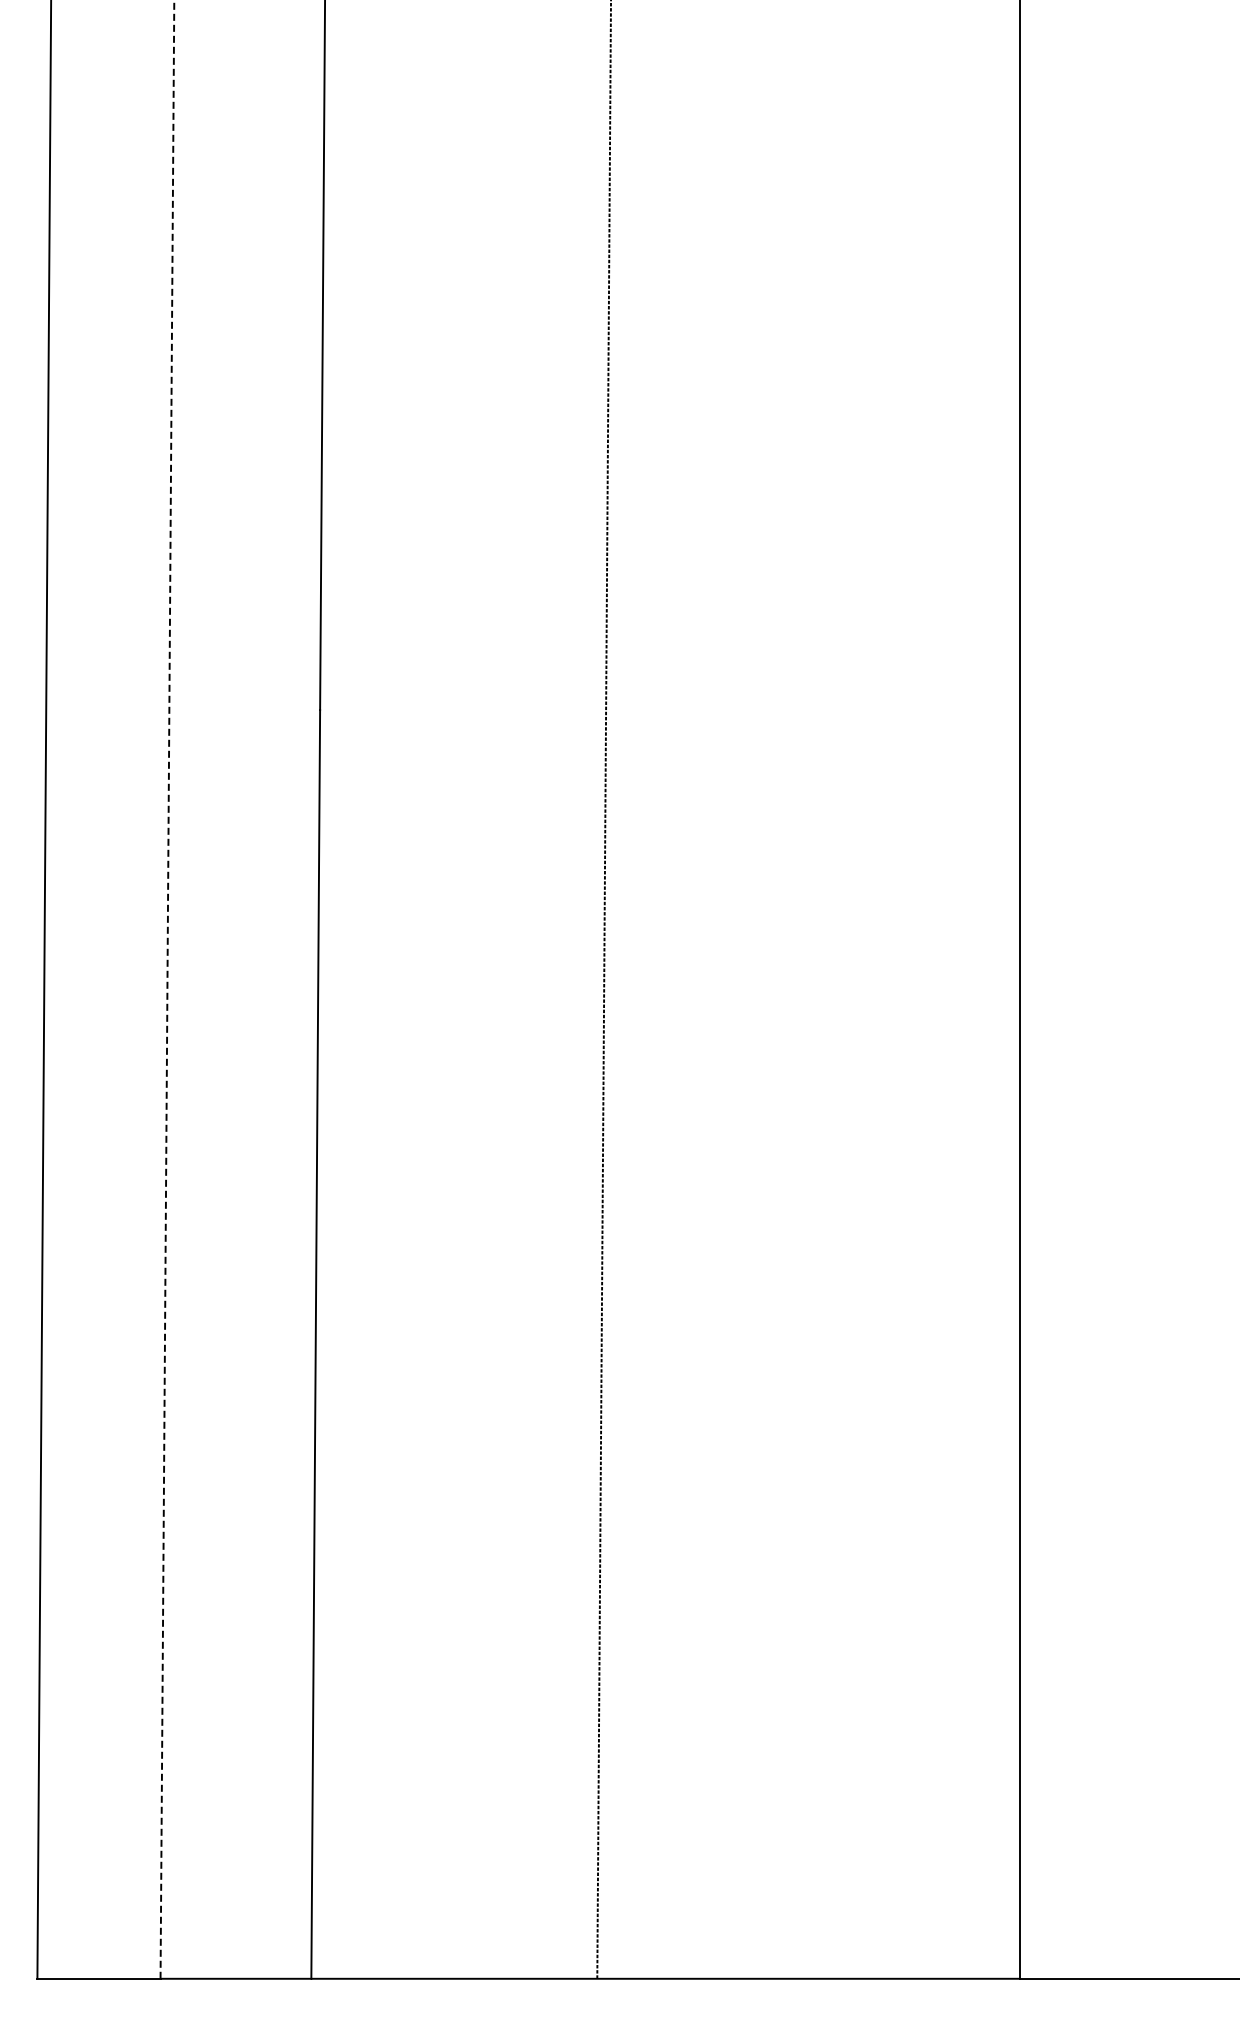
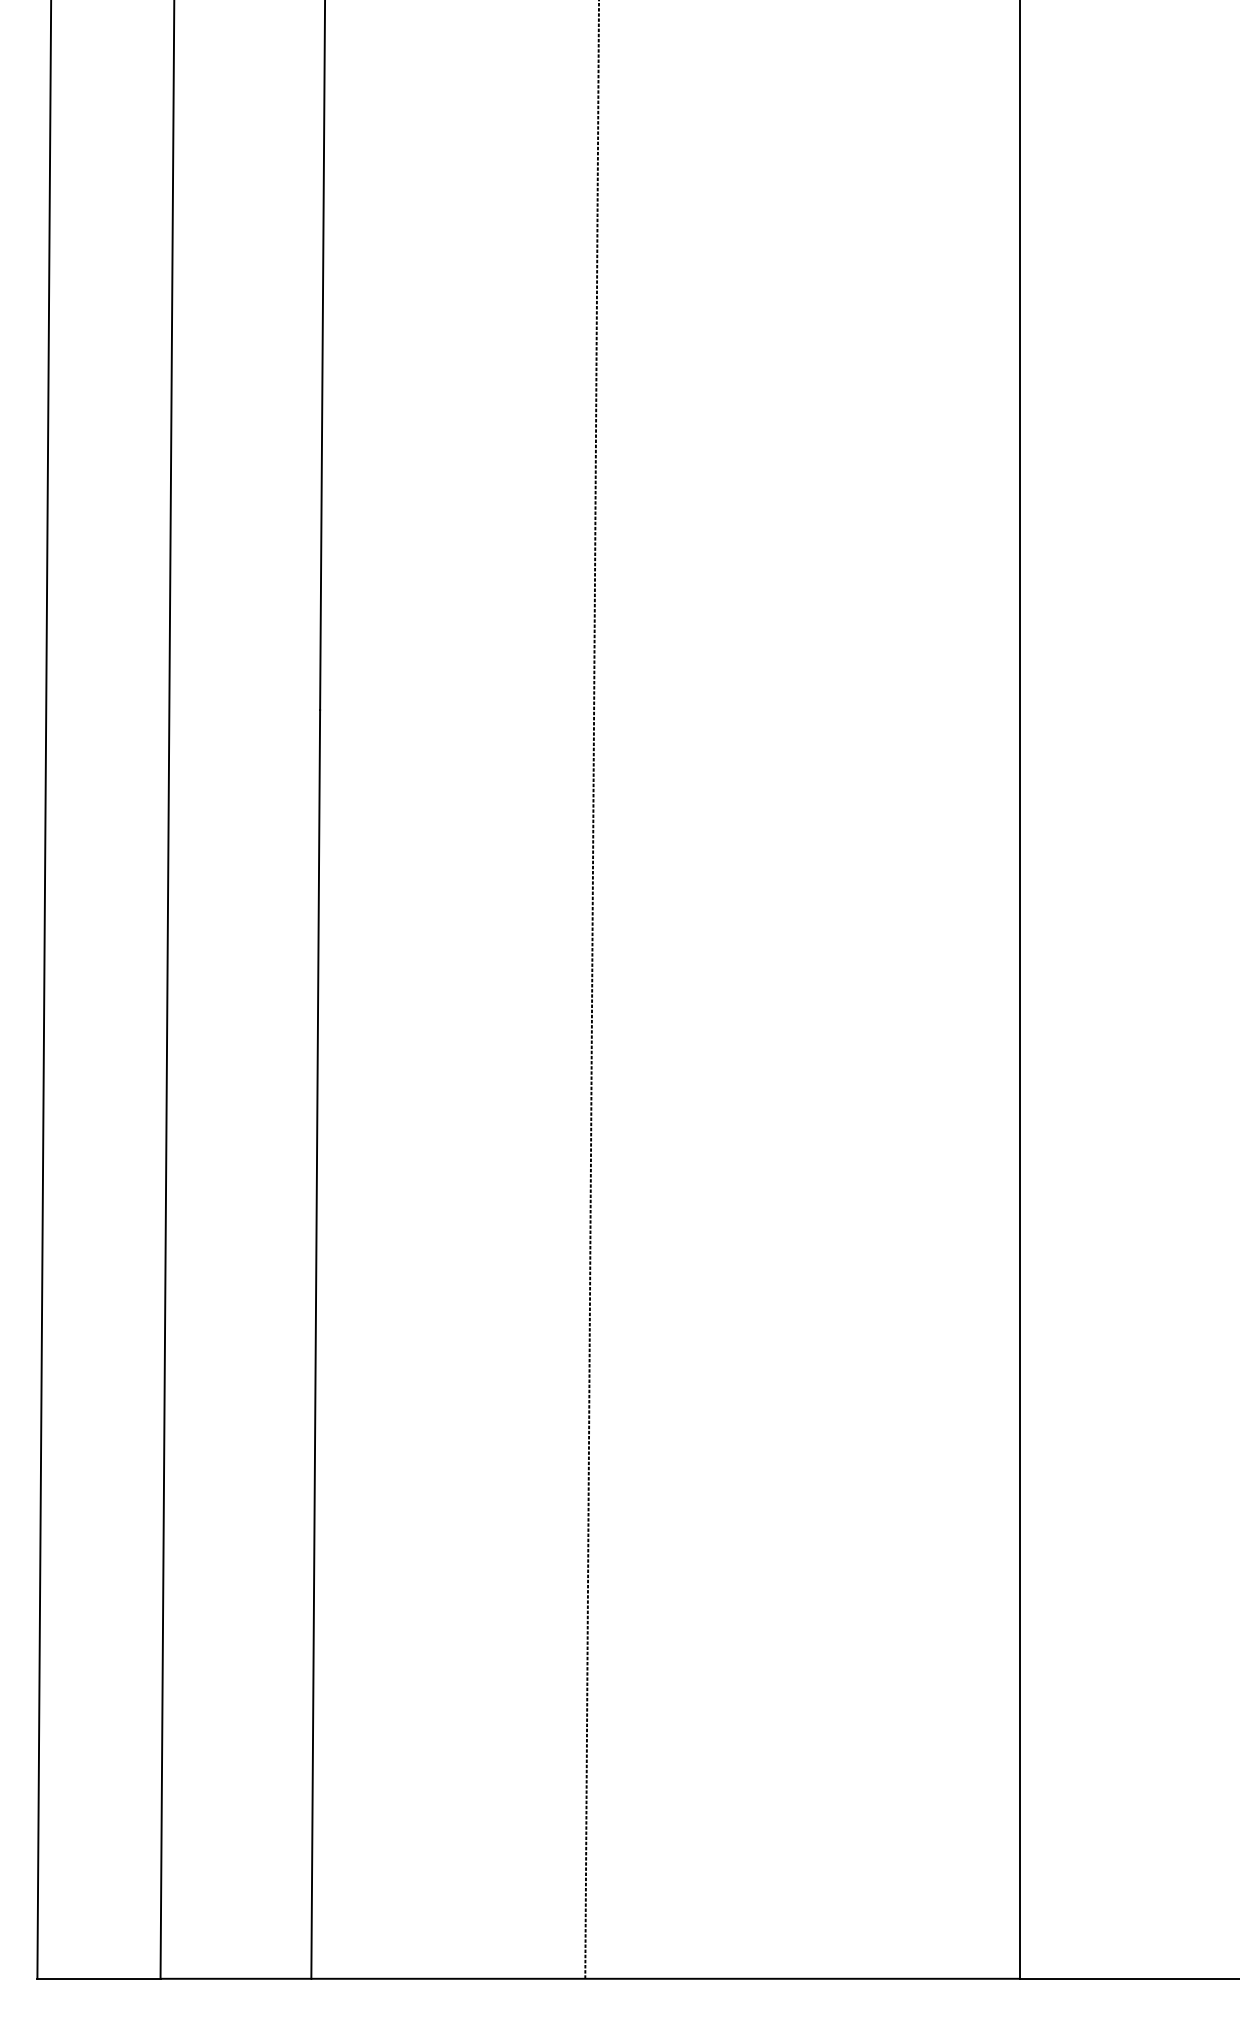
line: dashed -> solid (167, 989)
line position: (604, 990) -> (592, 990) (592, 990)
